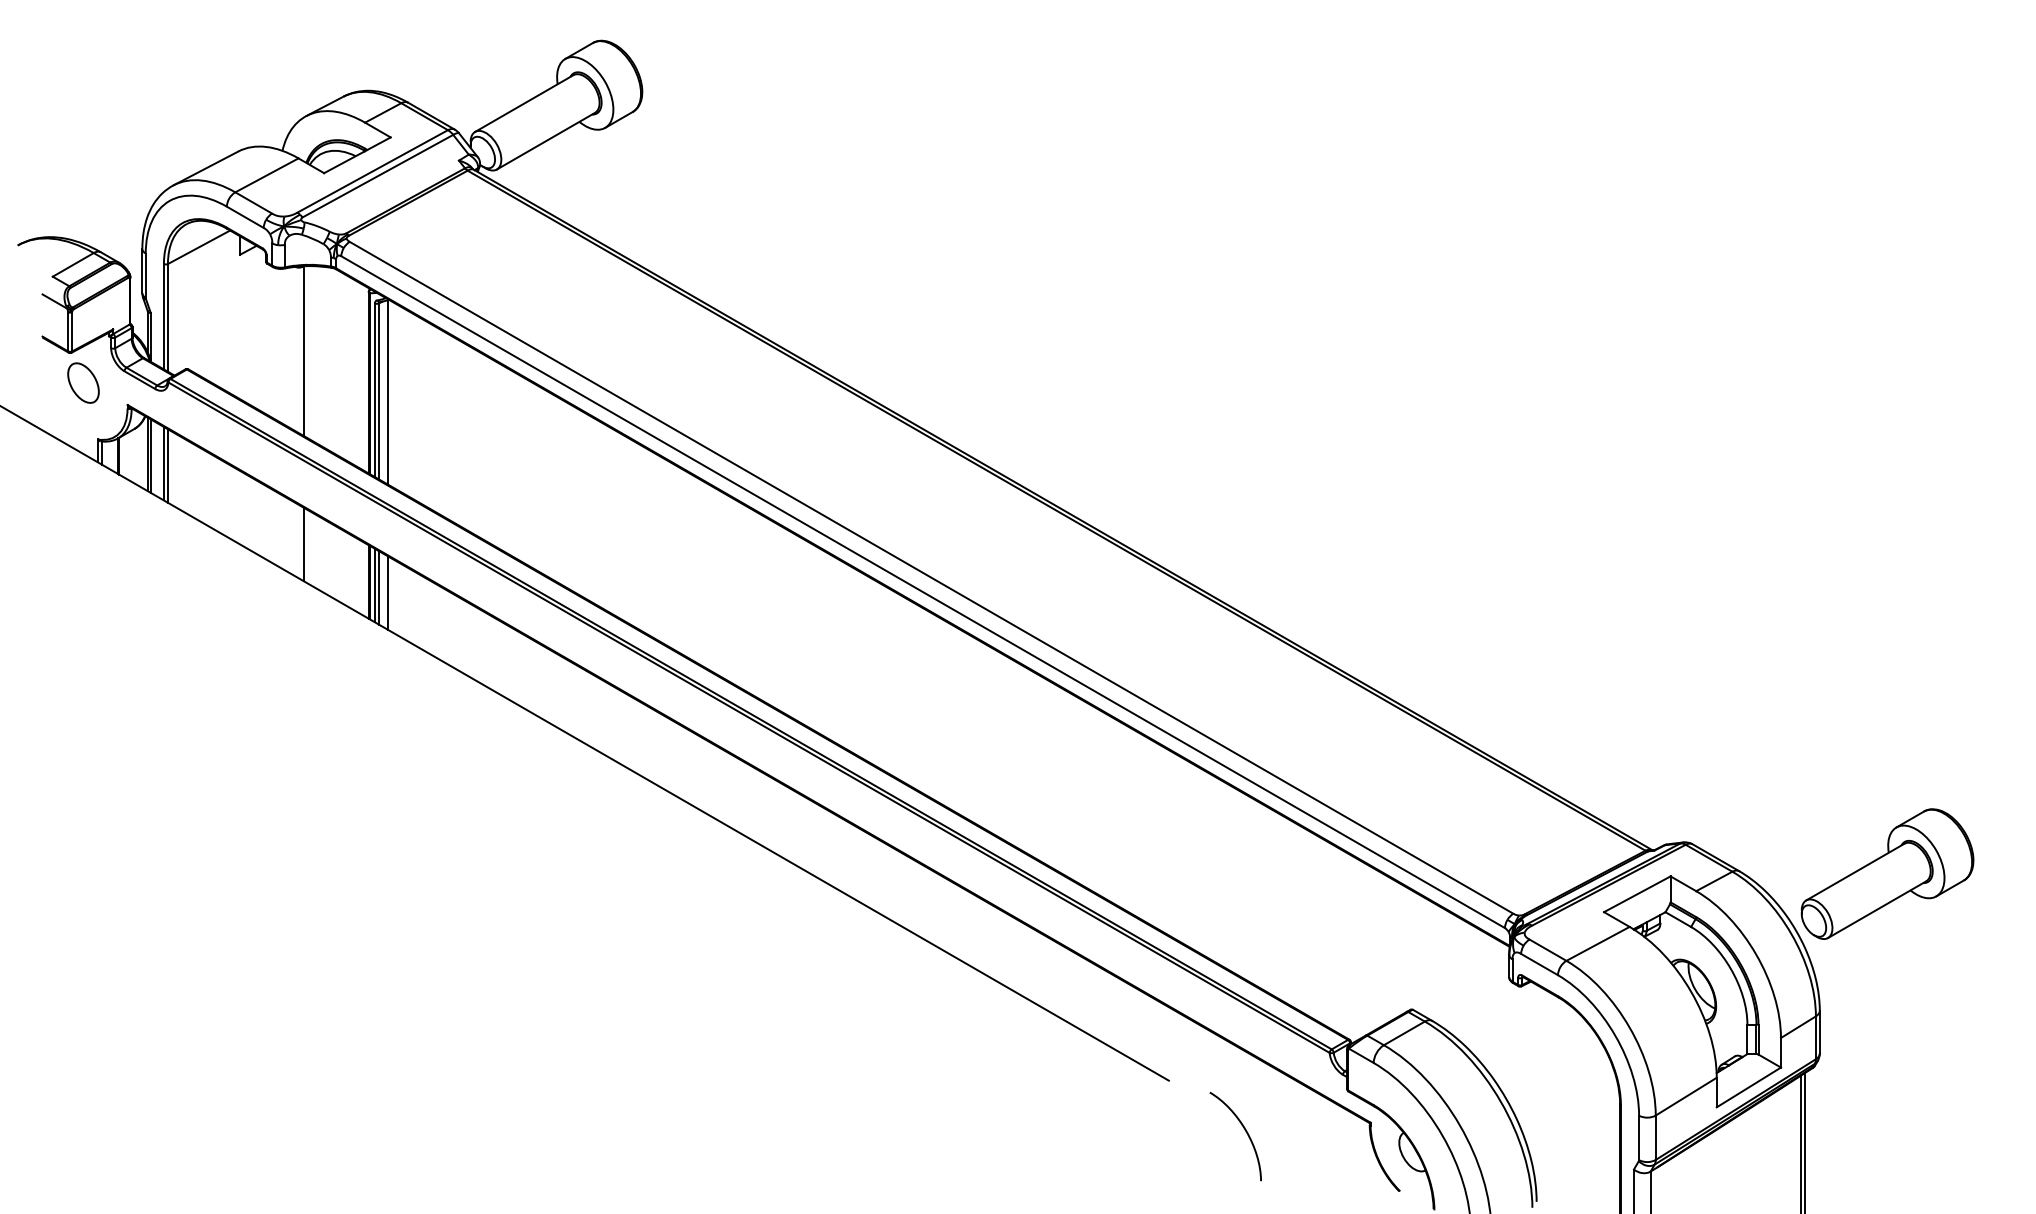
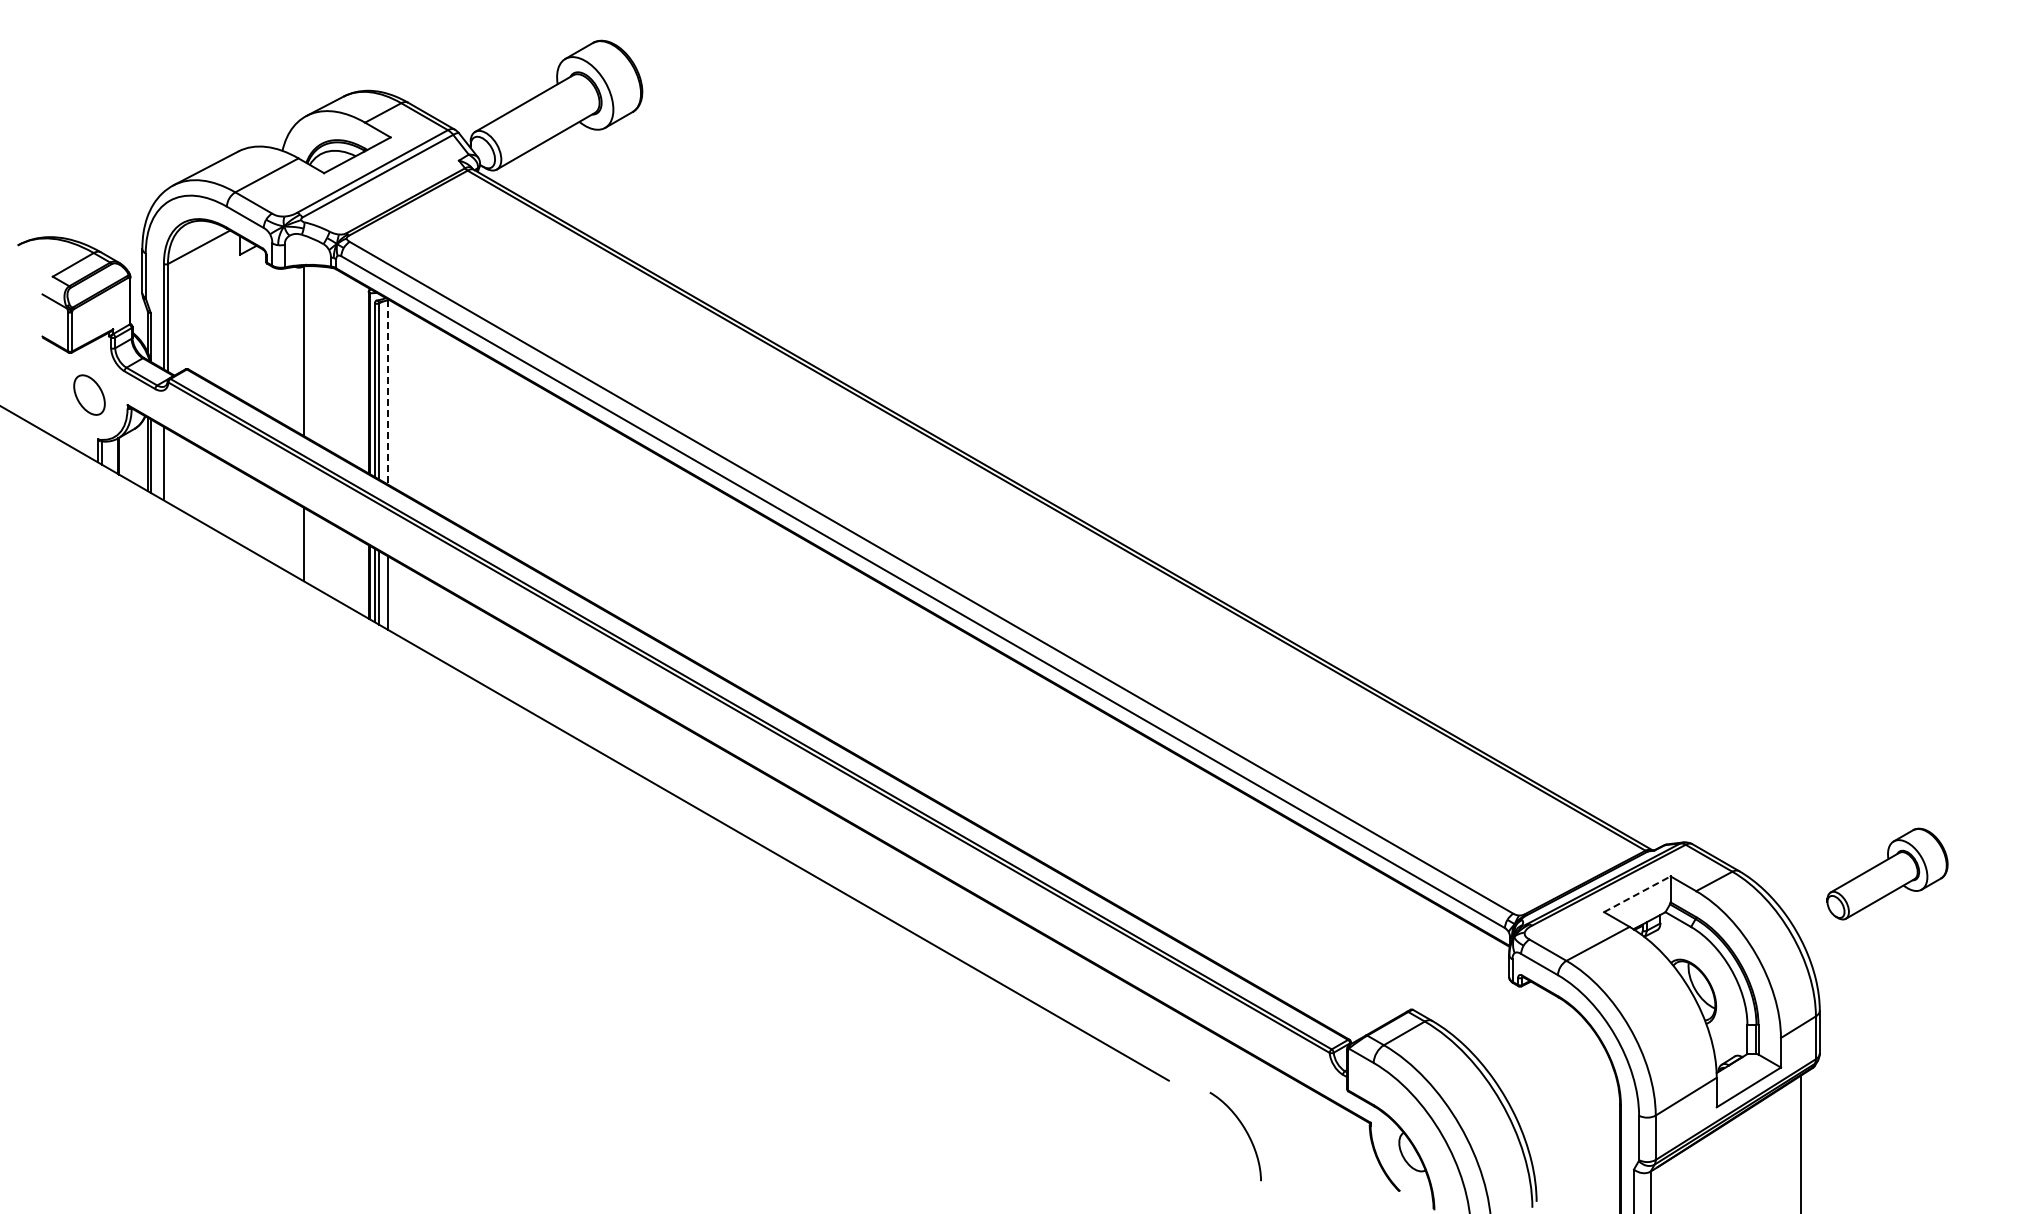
part position: (83, 382) -> (89, 394) (89, 394)
line: solid -> dashed (387, 392)
line: present -> none (167, 465)
part size: 175x132 px -> 123x94 px (1887, 873)
line: solid -> dashed (1637, 894)
line: present -> none (1804, 1141)
